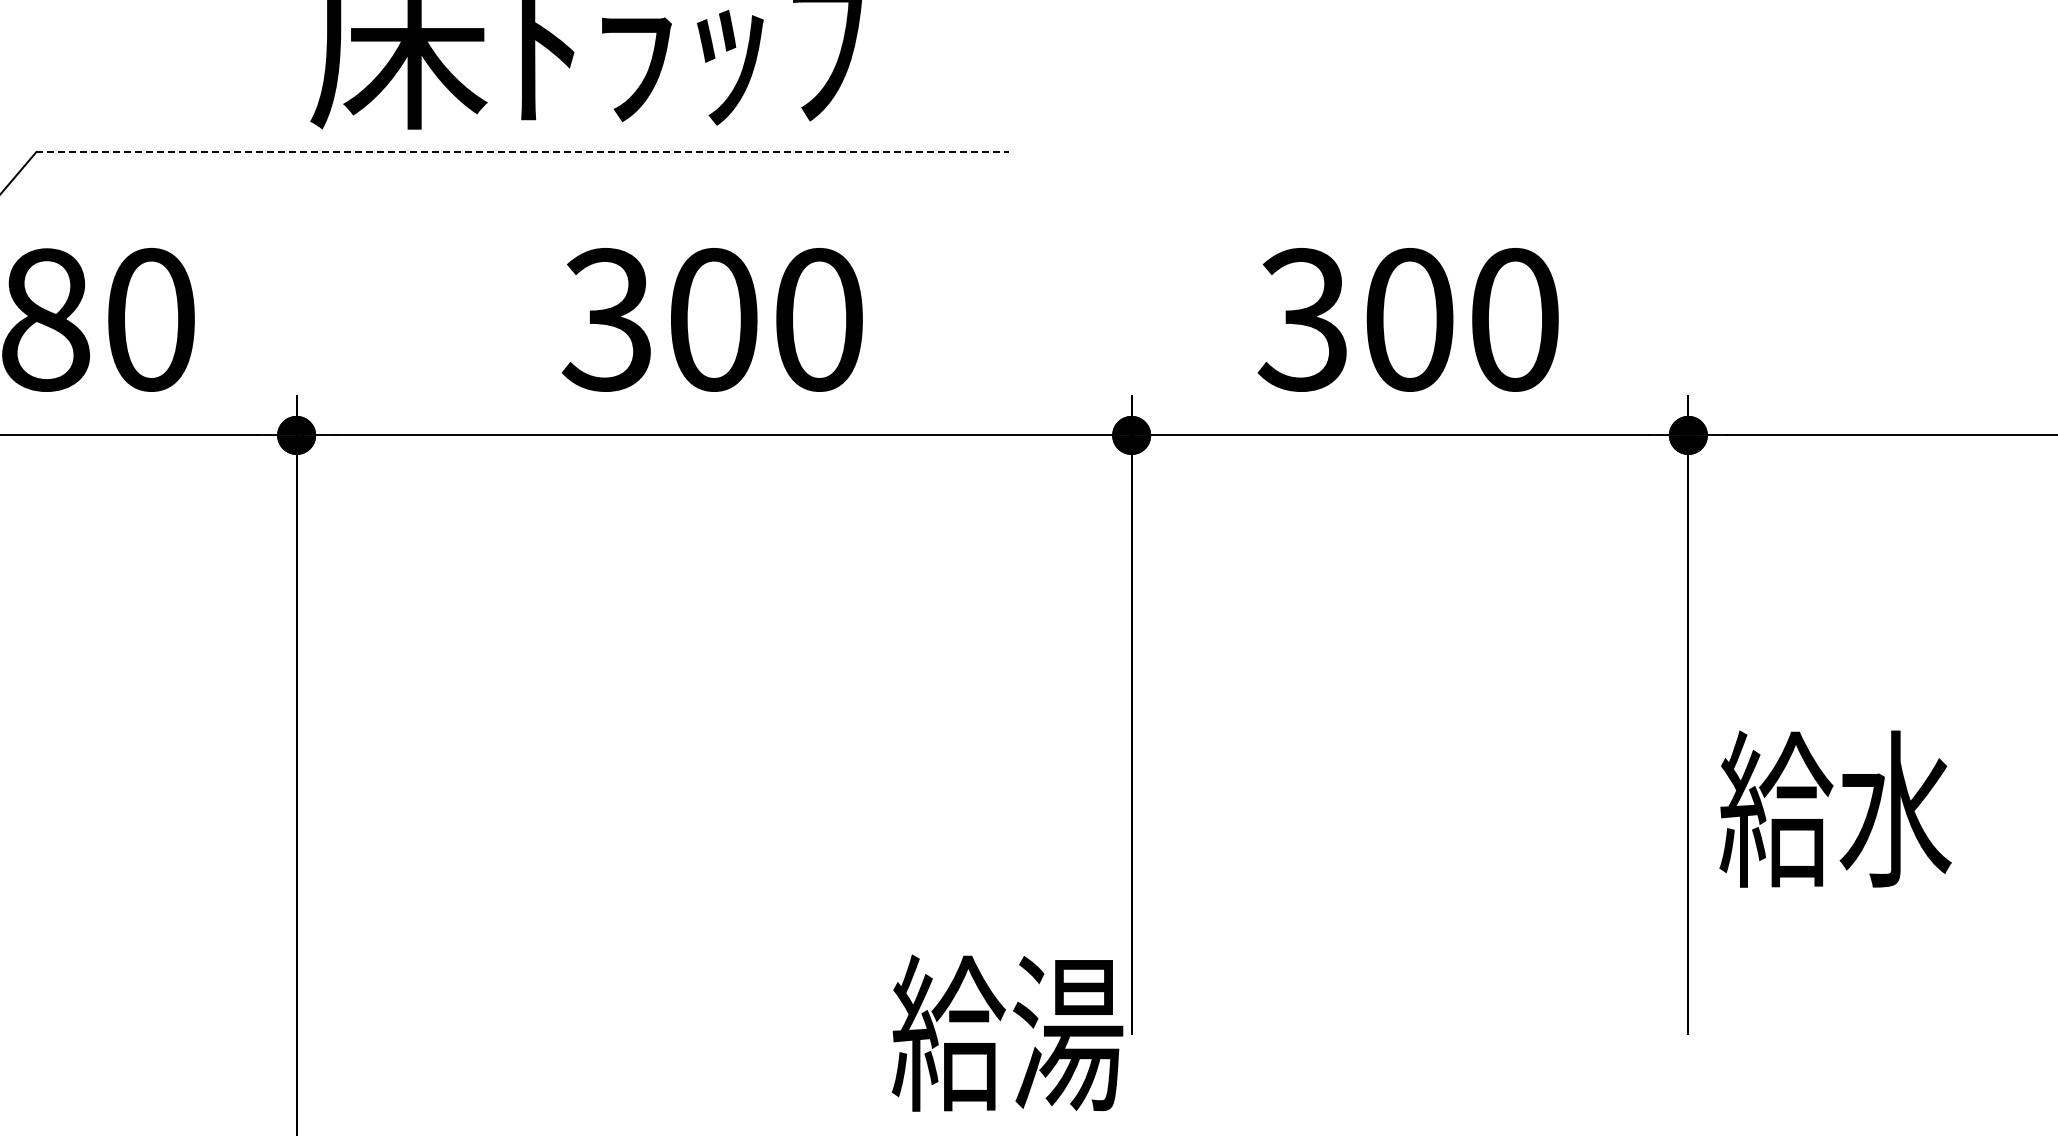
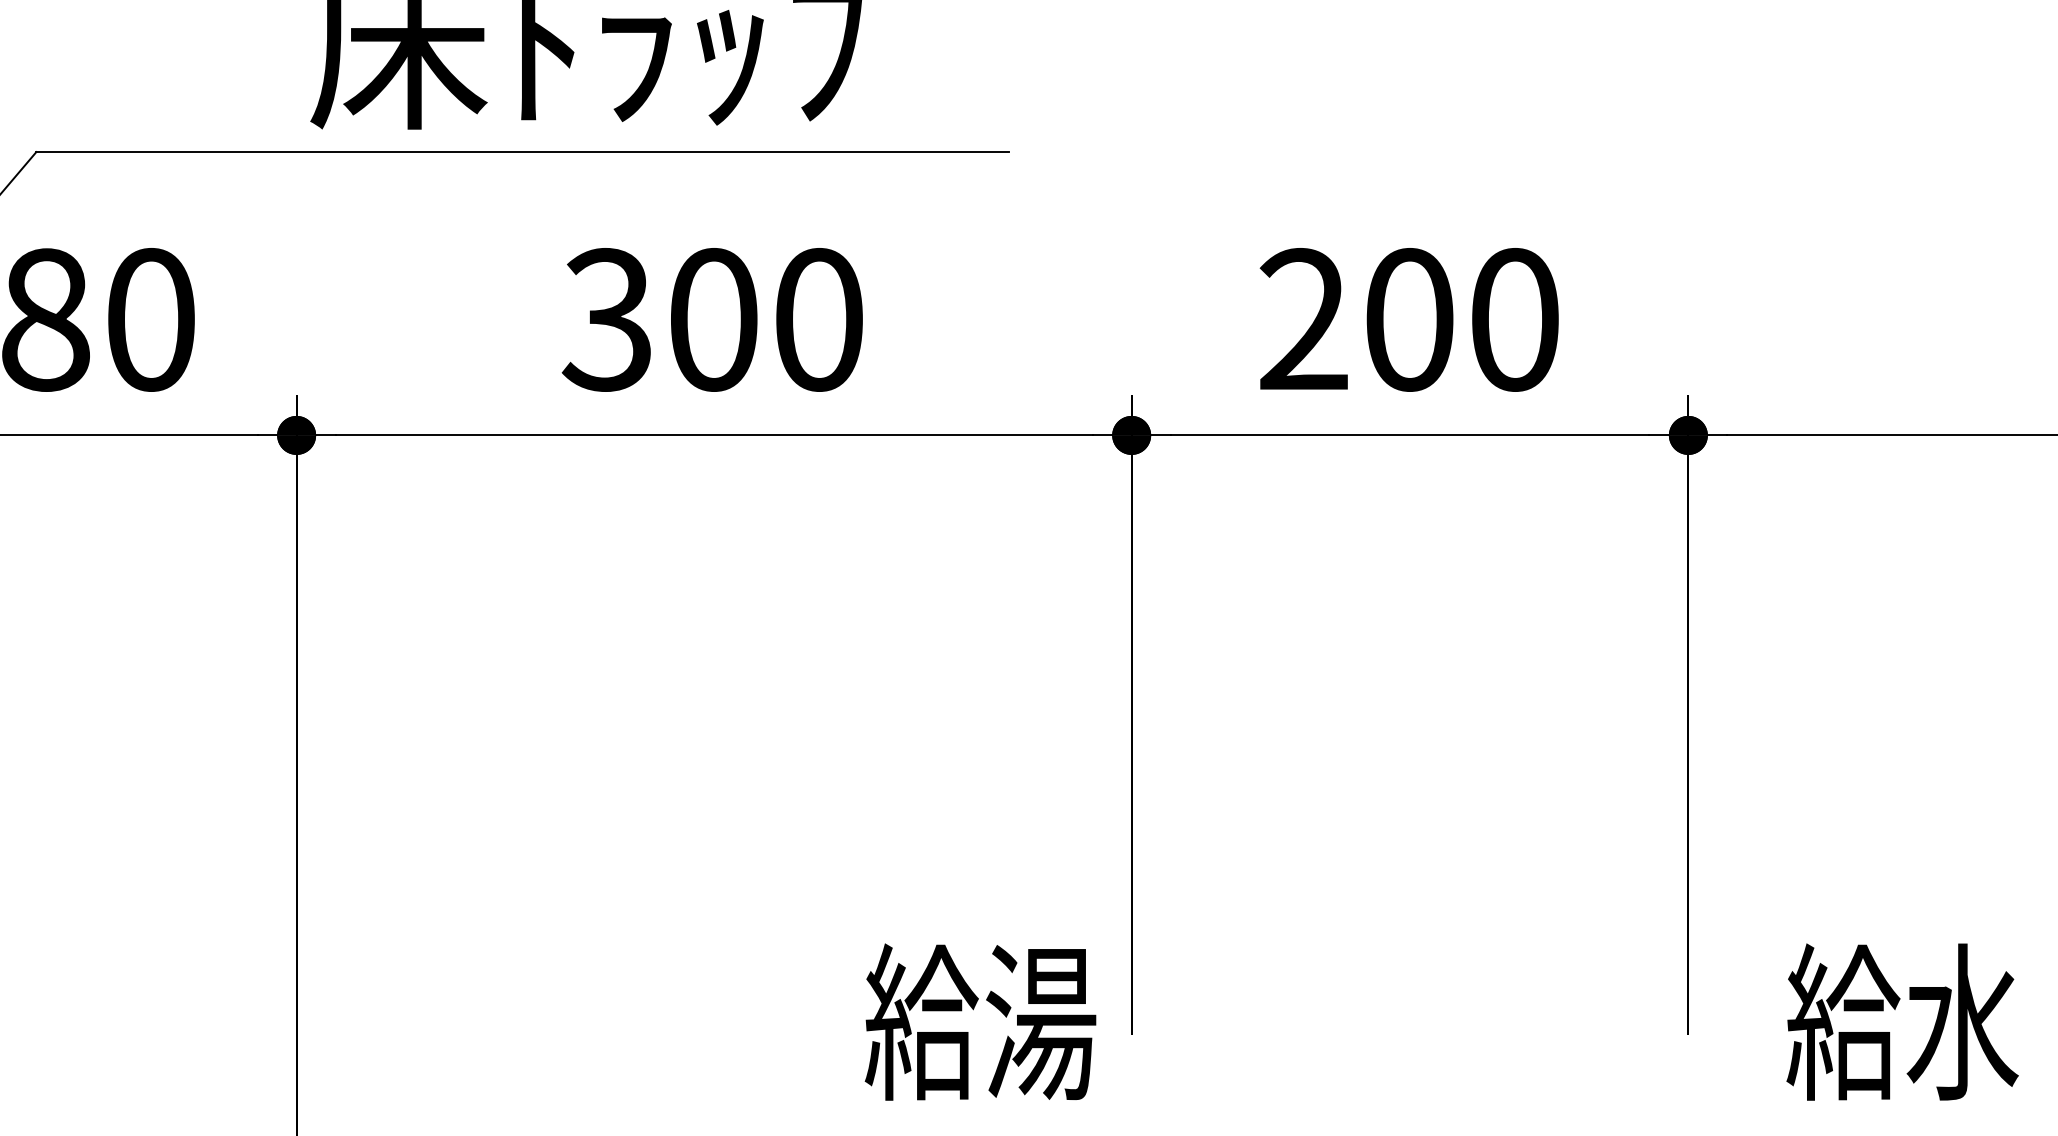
line: dashed -> solid (522, 152)
text: 300 -> 200 (1302, 319)
text position: (1835, 808) -> (1902, 1021) (1902, 1021)
text position: (1007, 1032) -> (980, 1021) (980, 1021)
